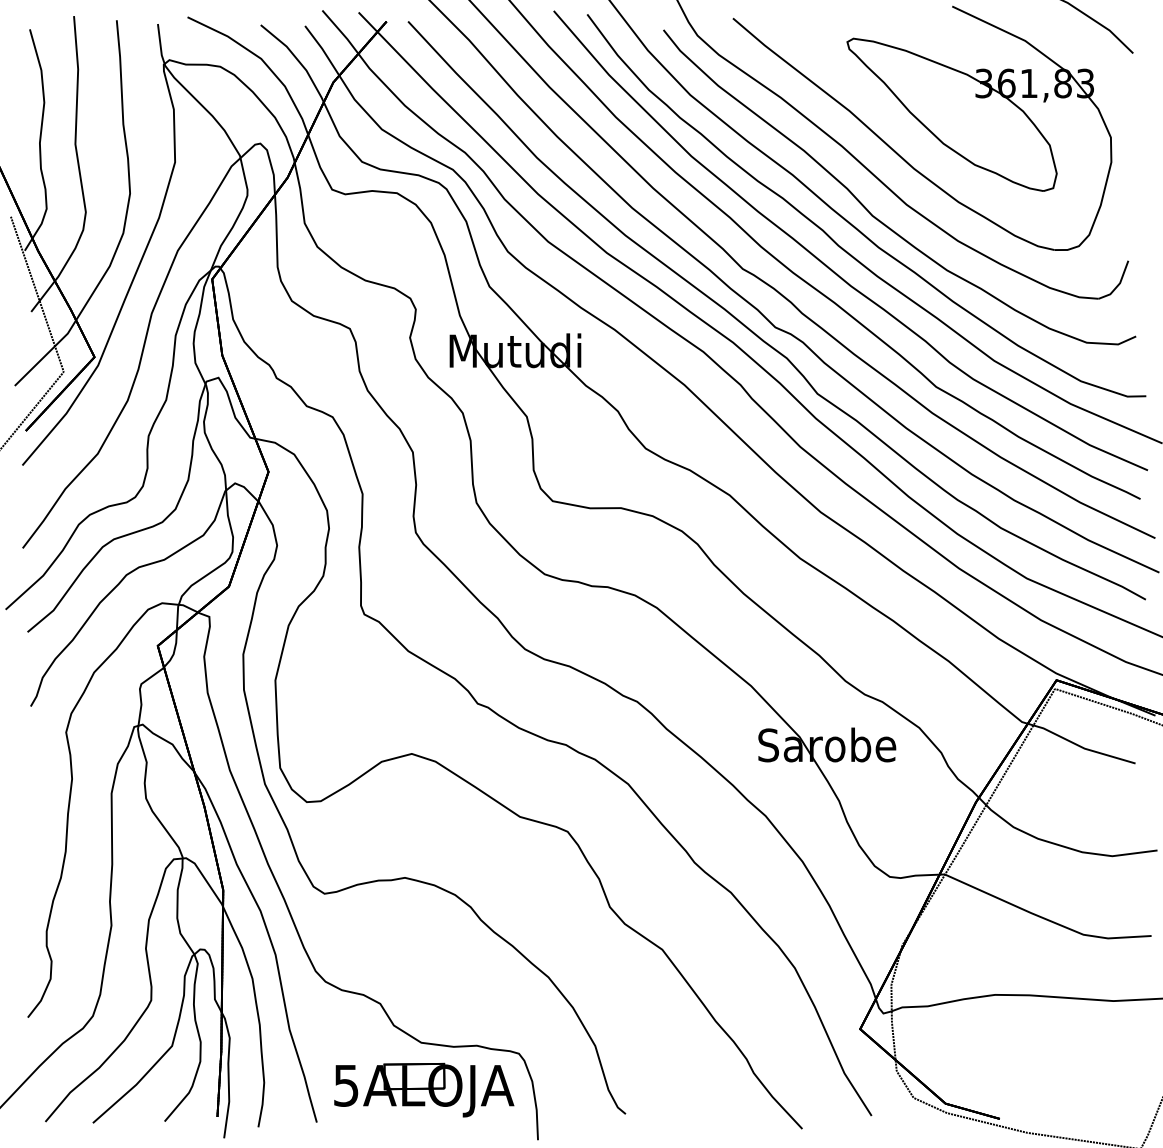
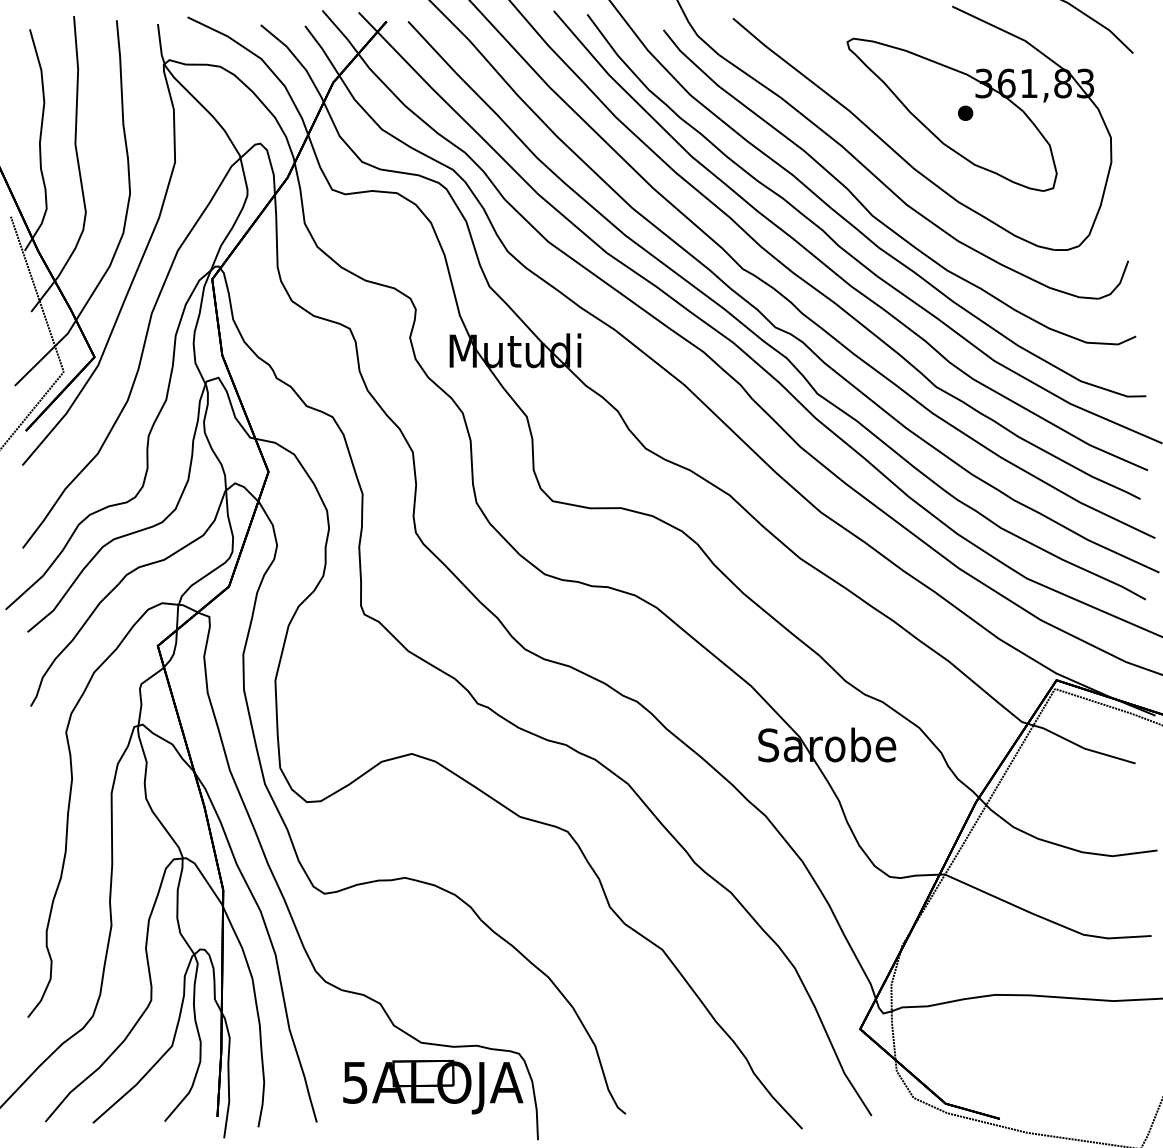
part: none -> present (965, 112)
part position: (424, 1089) -> (433, 1086) (433, 1086)
